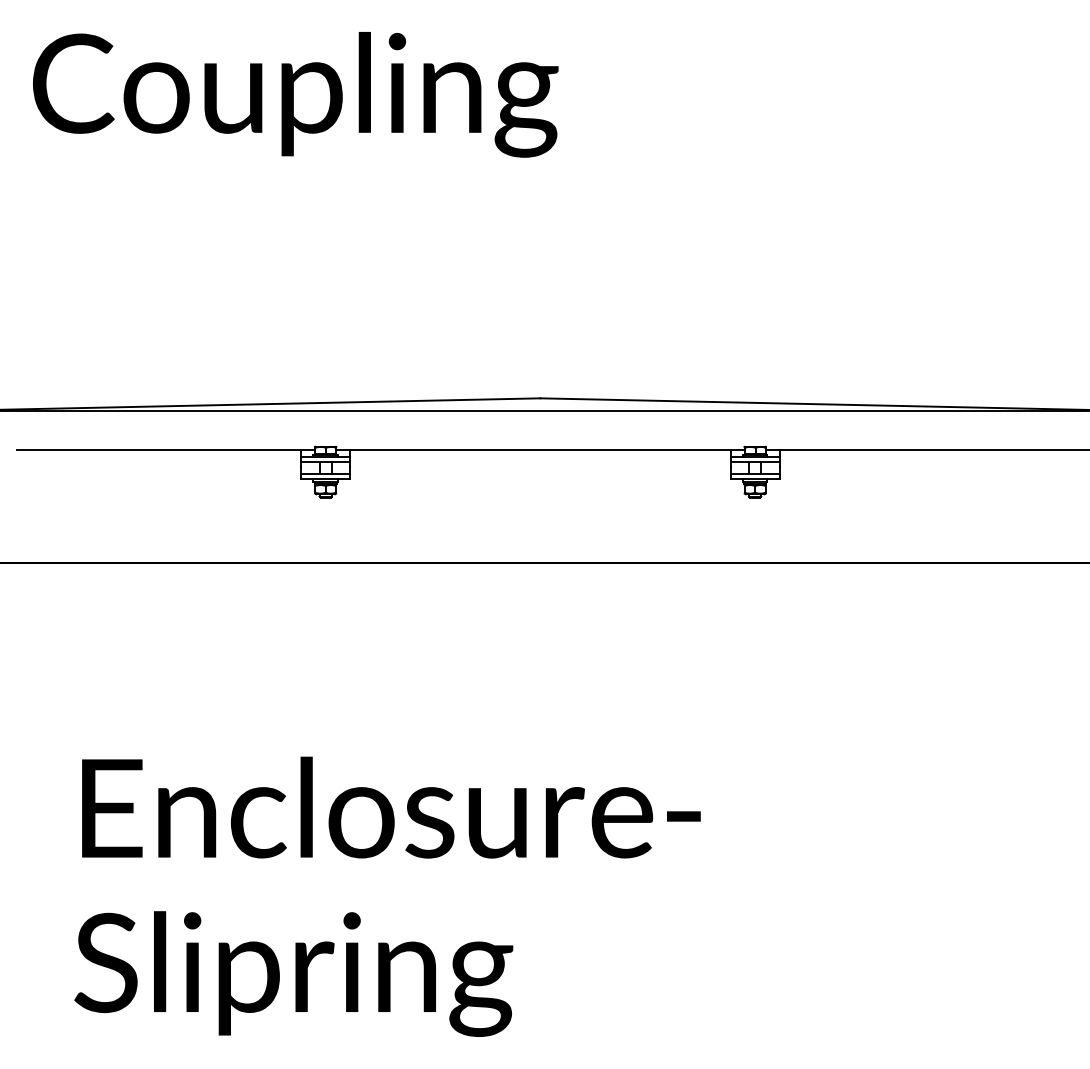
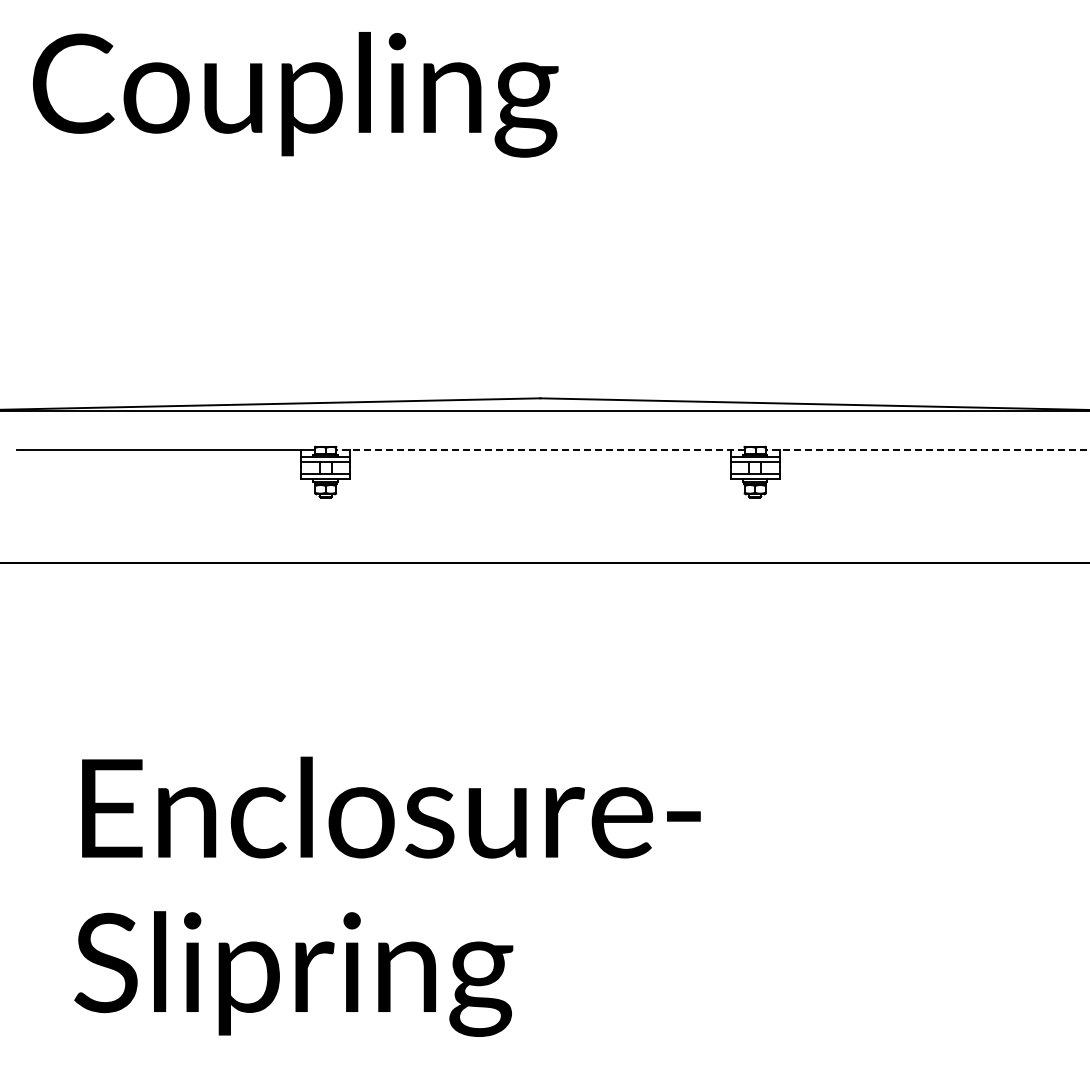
line: solid -> dashed (539, 449)
line: solid -> dashed (927, 449)
